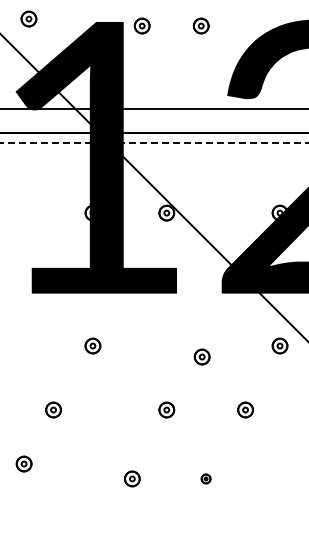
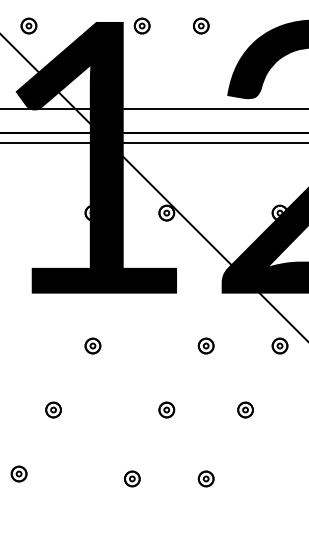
part position: (28, 18) -> (28, 25) (28, 25)
line: dashed -> solid (154, 143)
part position: (201, 356) -> (205, 345) (205, 345)
part position: (23, 463) -> (18, 473) (18, 473)
part size: 12x12 px -> 18x18 px (205, 478)
